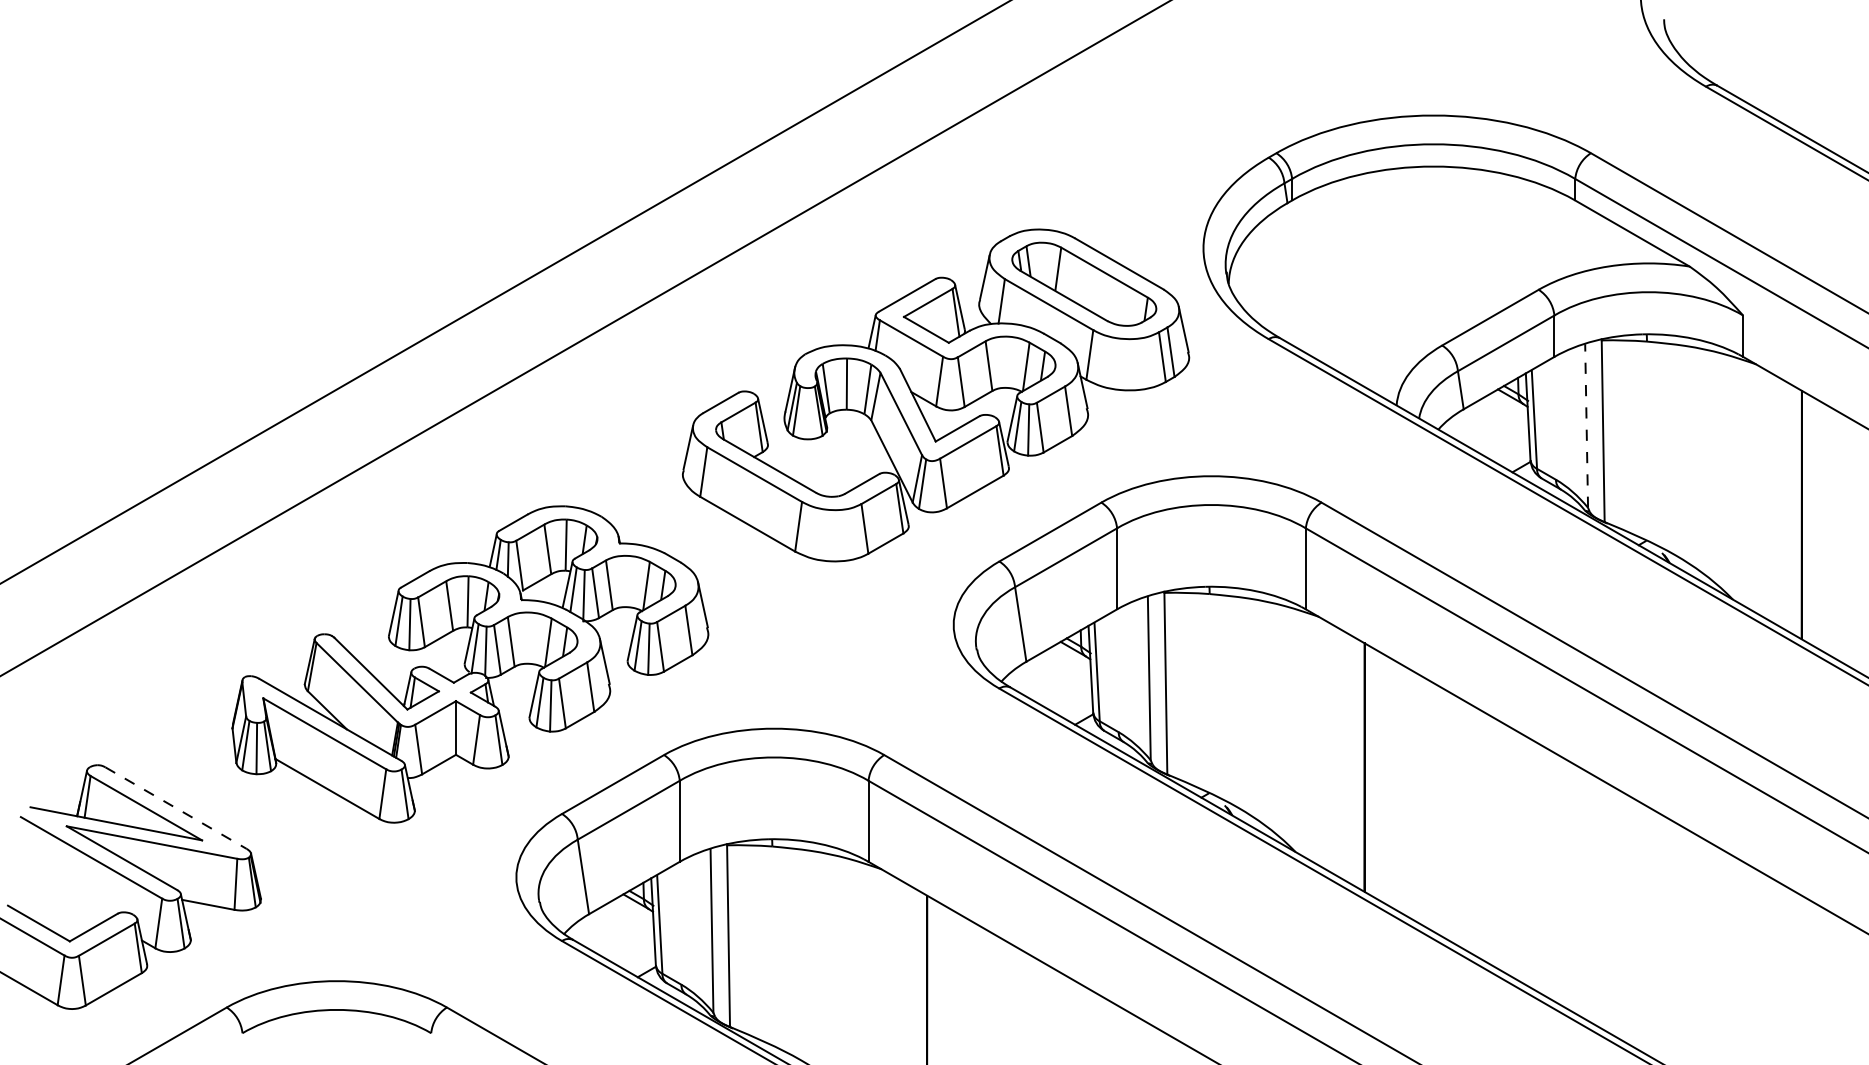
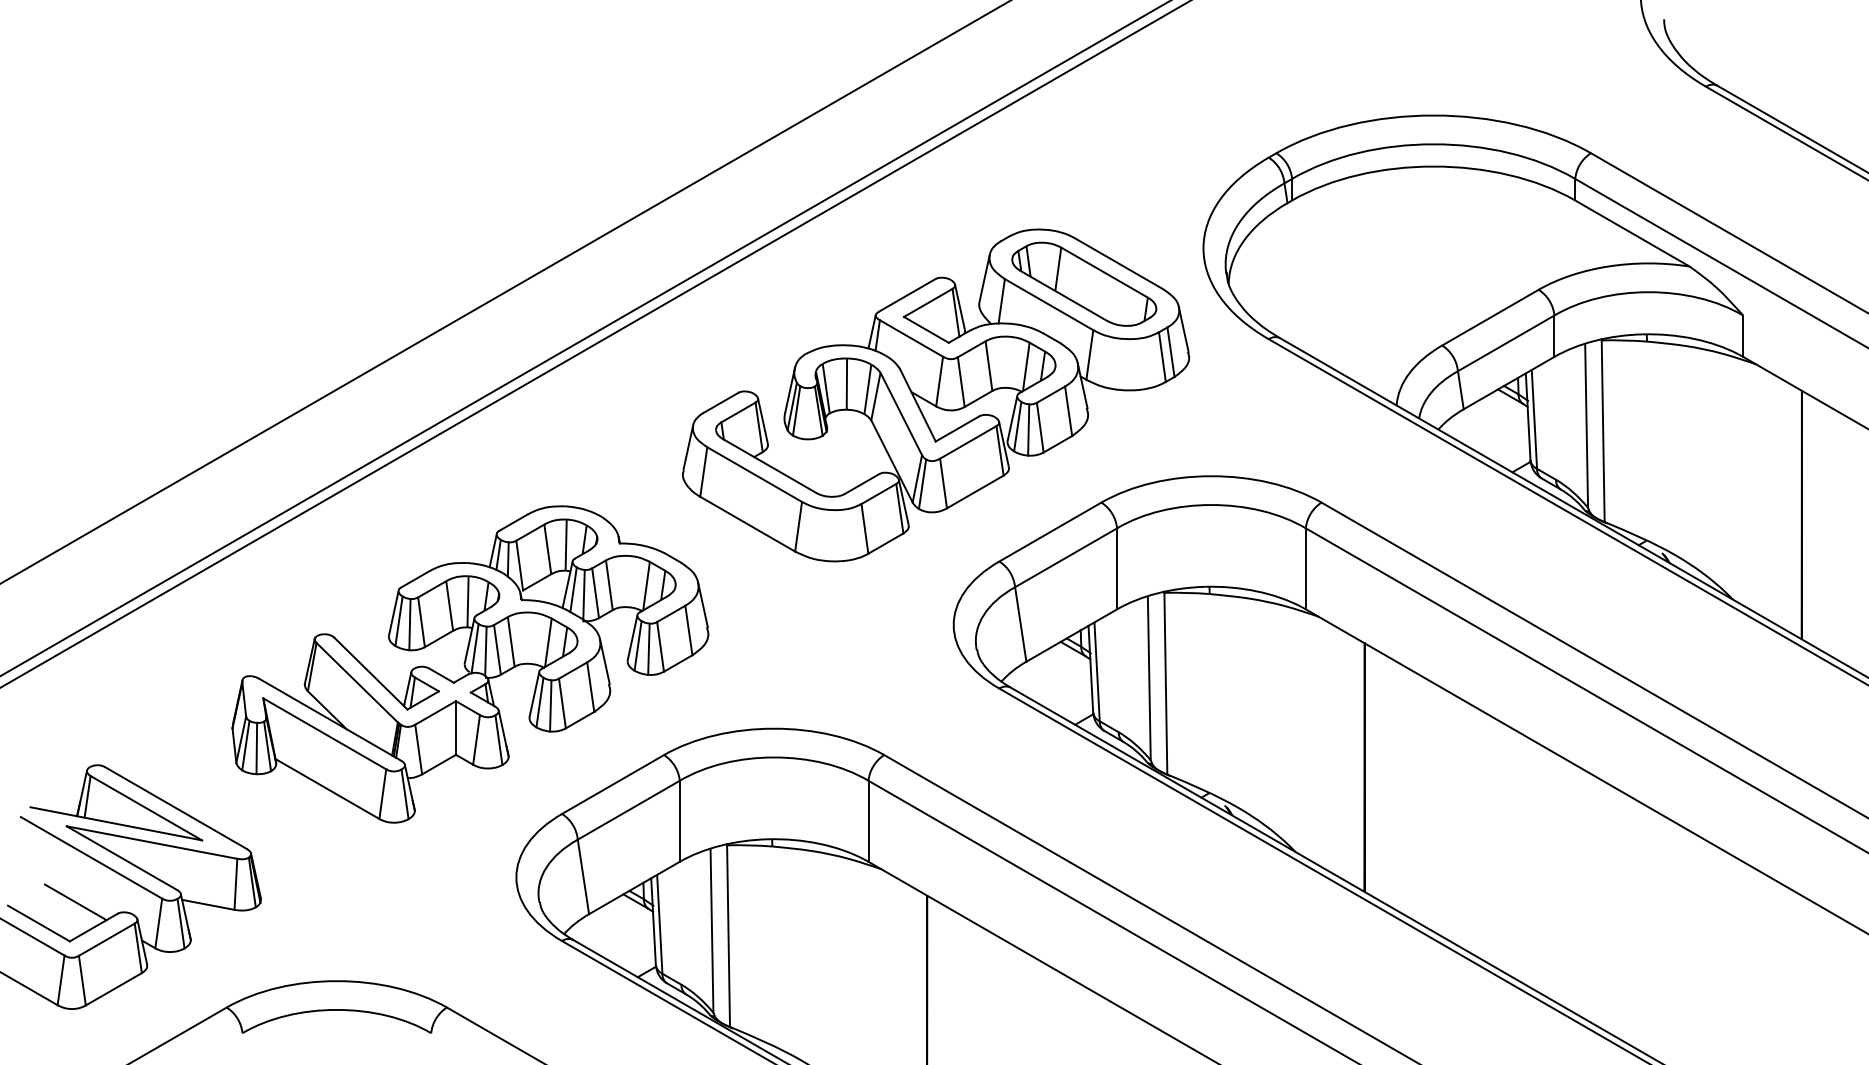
line: none -> present (594, 344)
line: dashed -> solid (1586, 426)
line: dashed -> solid (176, 808)
line: none -> present (75, 902)
